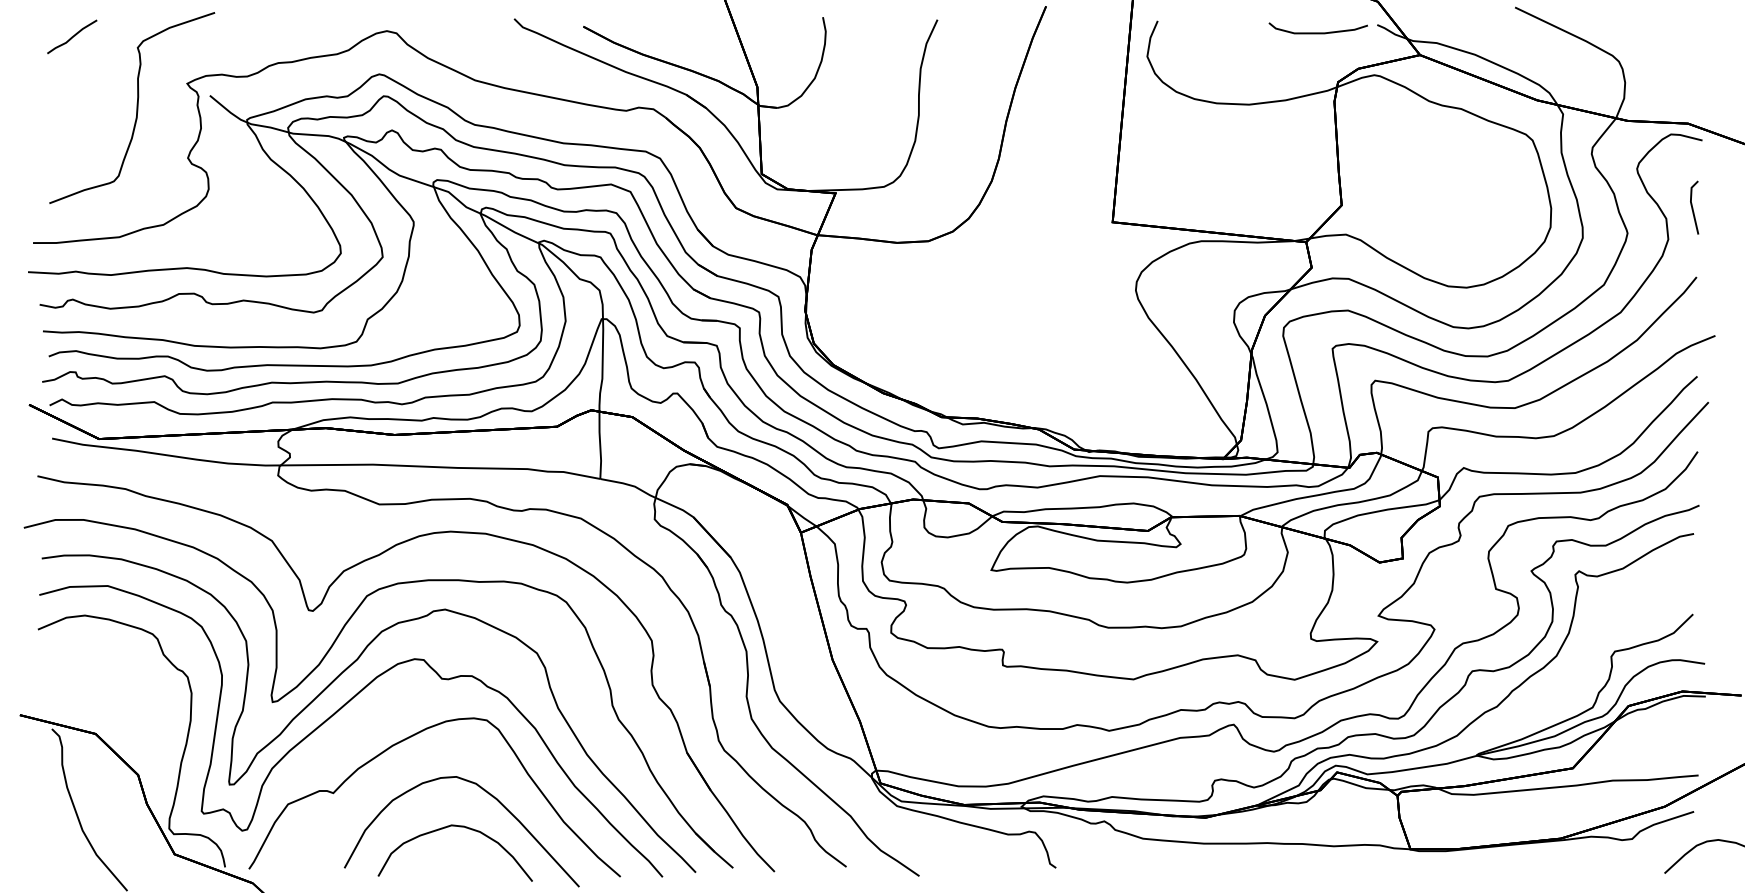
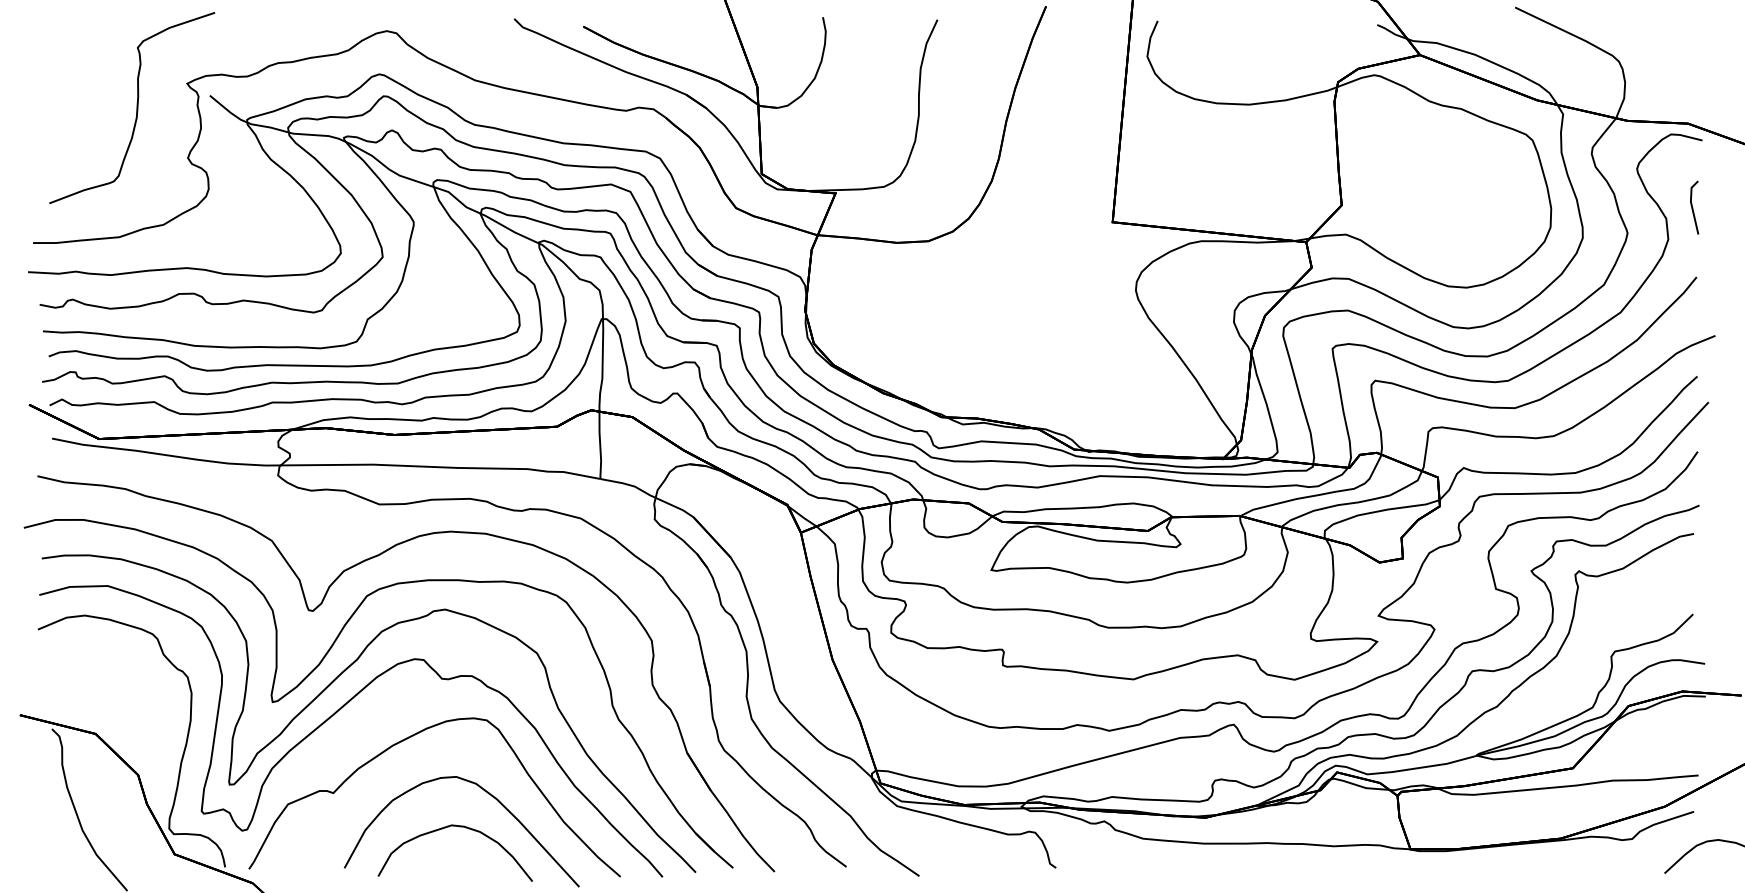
curve: present -> none (1317, 32)
curve: present -> none (72, 36)
